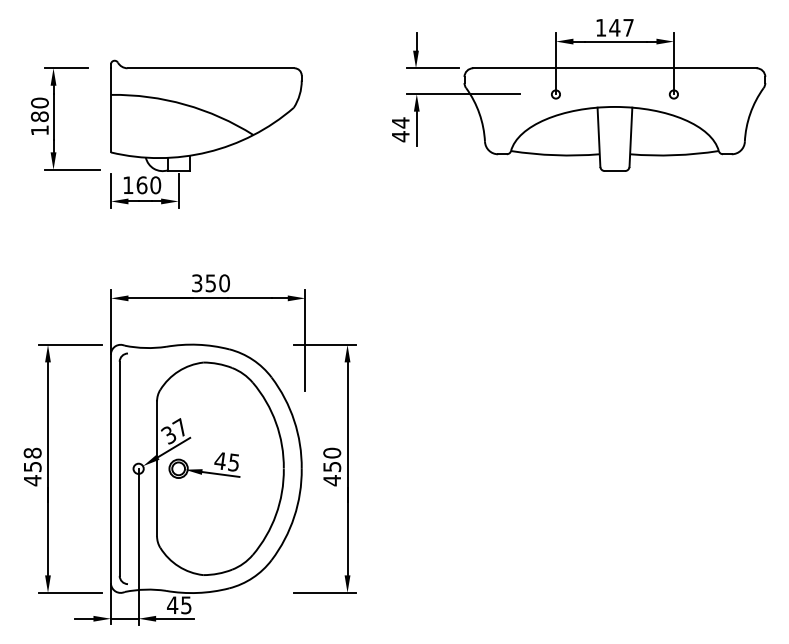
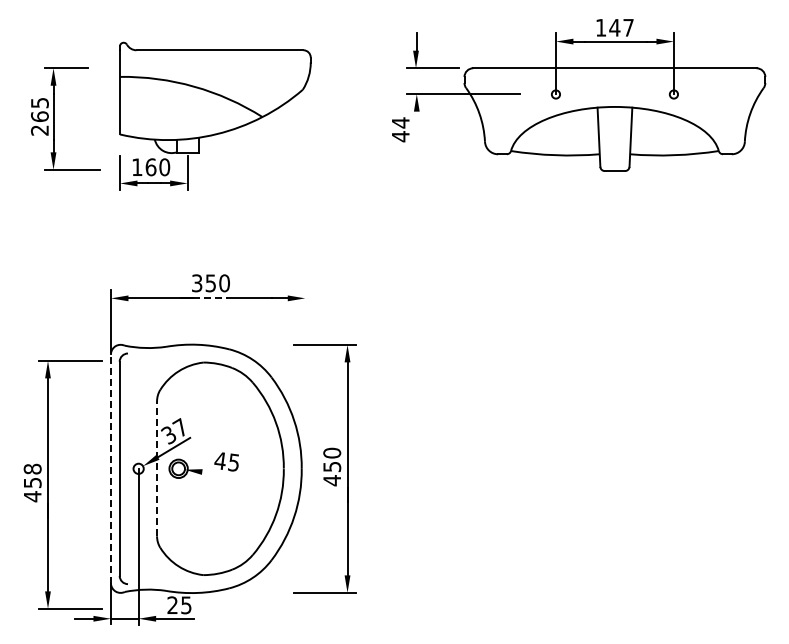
text: 180 -> 265 (39, 116)
line: present -> none (416, 128)
part position: (206, 133) -> (215, 115) (215, 115)
line: solid -> dashed (211, 298)
line: present -> none (305, 340)
part position: (48, 468) -> (48, 484) (48, 484)
line: solid -> dashed (110, 468)
line: solid -> dashed (157, 468)
line: present -> none (220, 474)
text: 45 -> 25 (172, 604)
